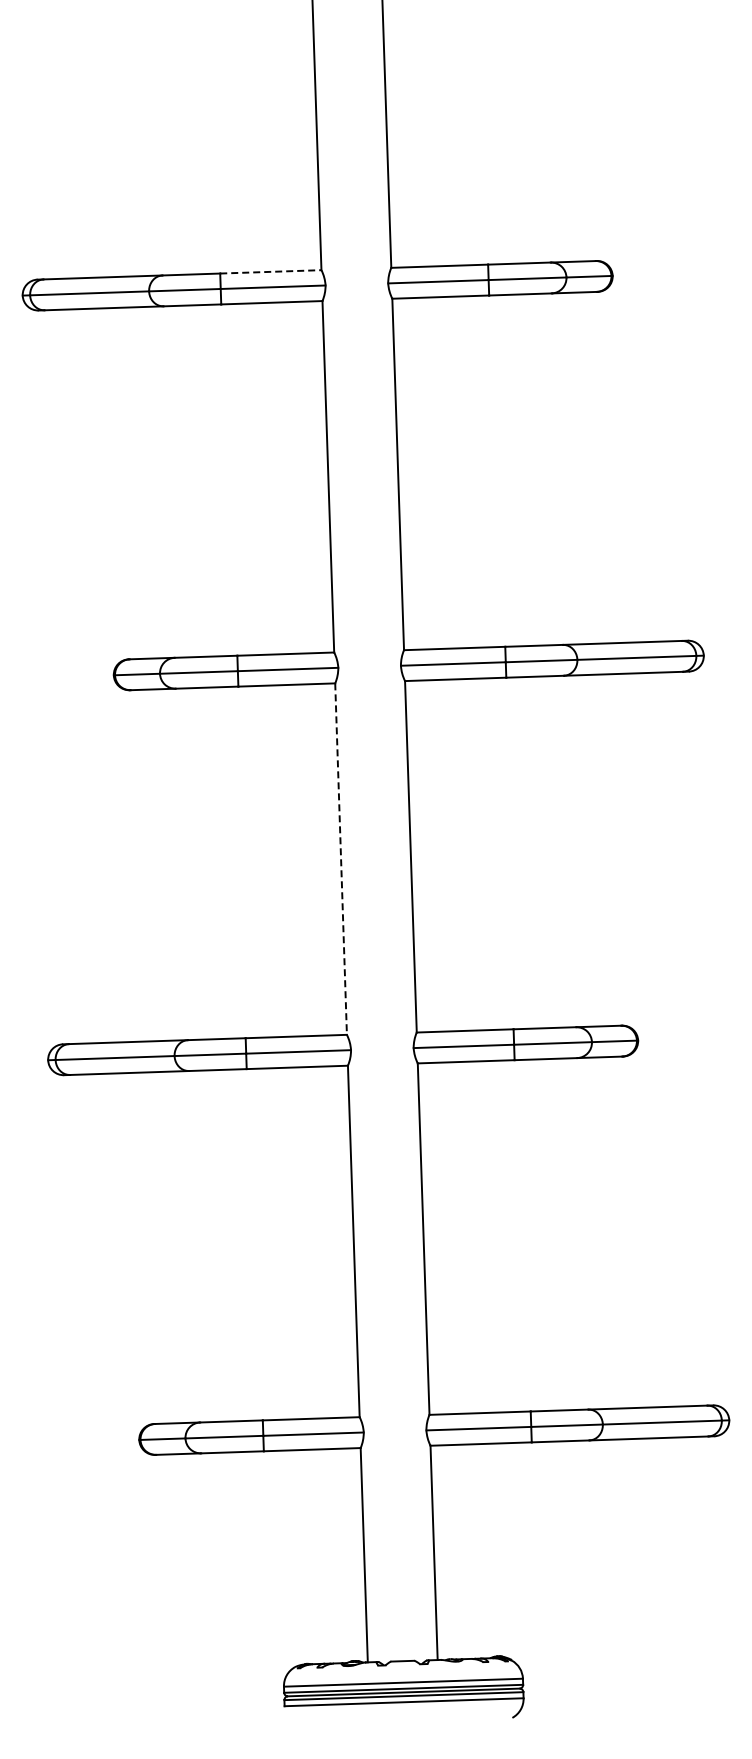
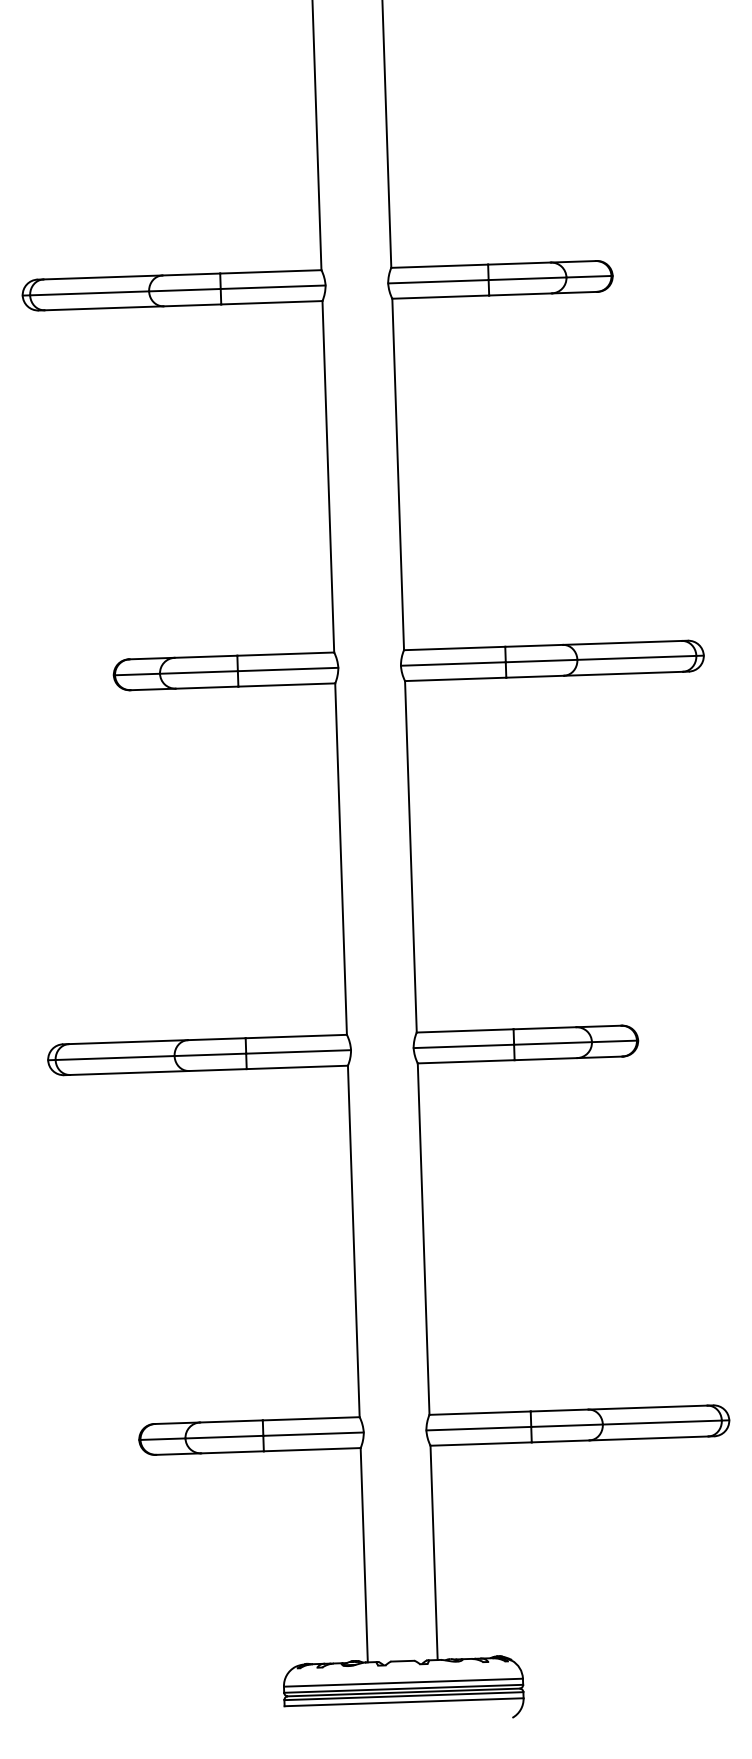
line: dashed -> solid (270, 271)
line: dashed -> solid (341, 859)
